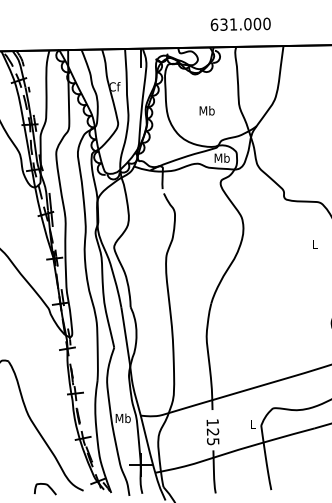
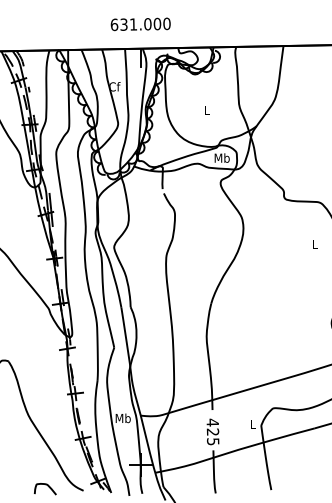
text position: (240, 24) -> (140, 24) (140, 24)
text: Mb -> L (206, 110)
text: 125 -> 425 (212, 422)
